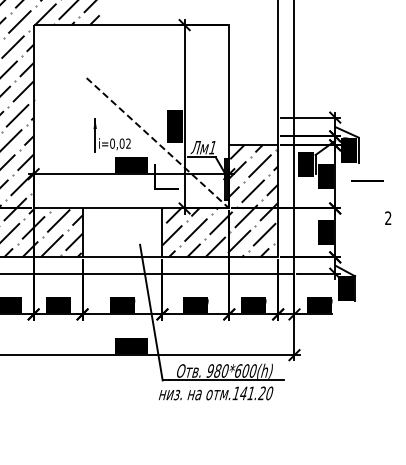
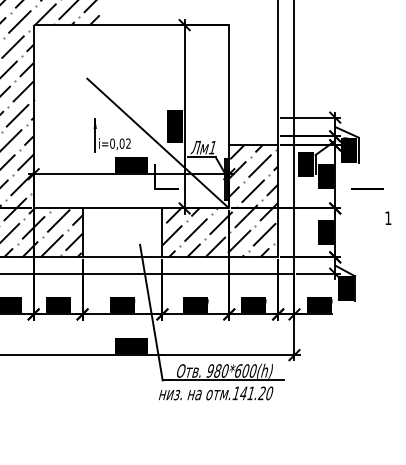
line: dashed -> solid (157, 143)
line position: (367, 180) -> (367, 188) (367, 188)
text: 2 -> 1 (388, 217)
